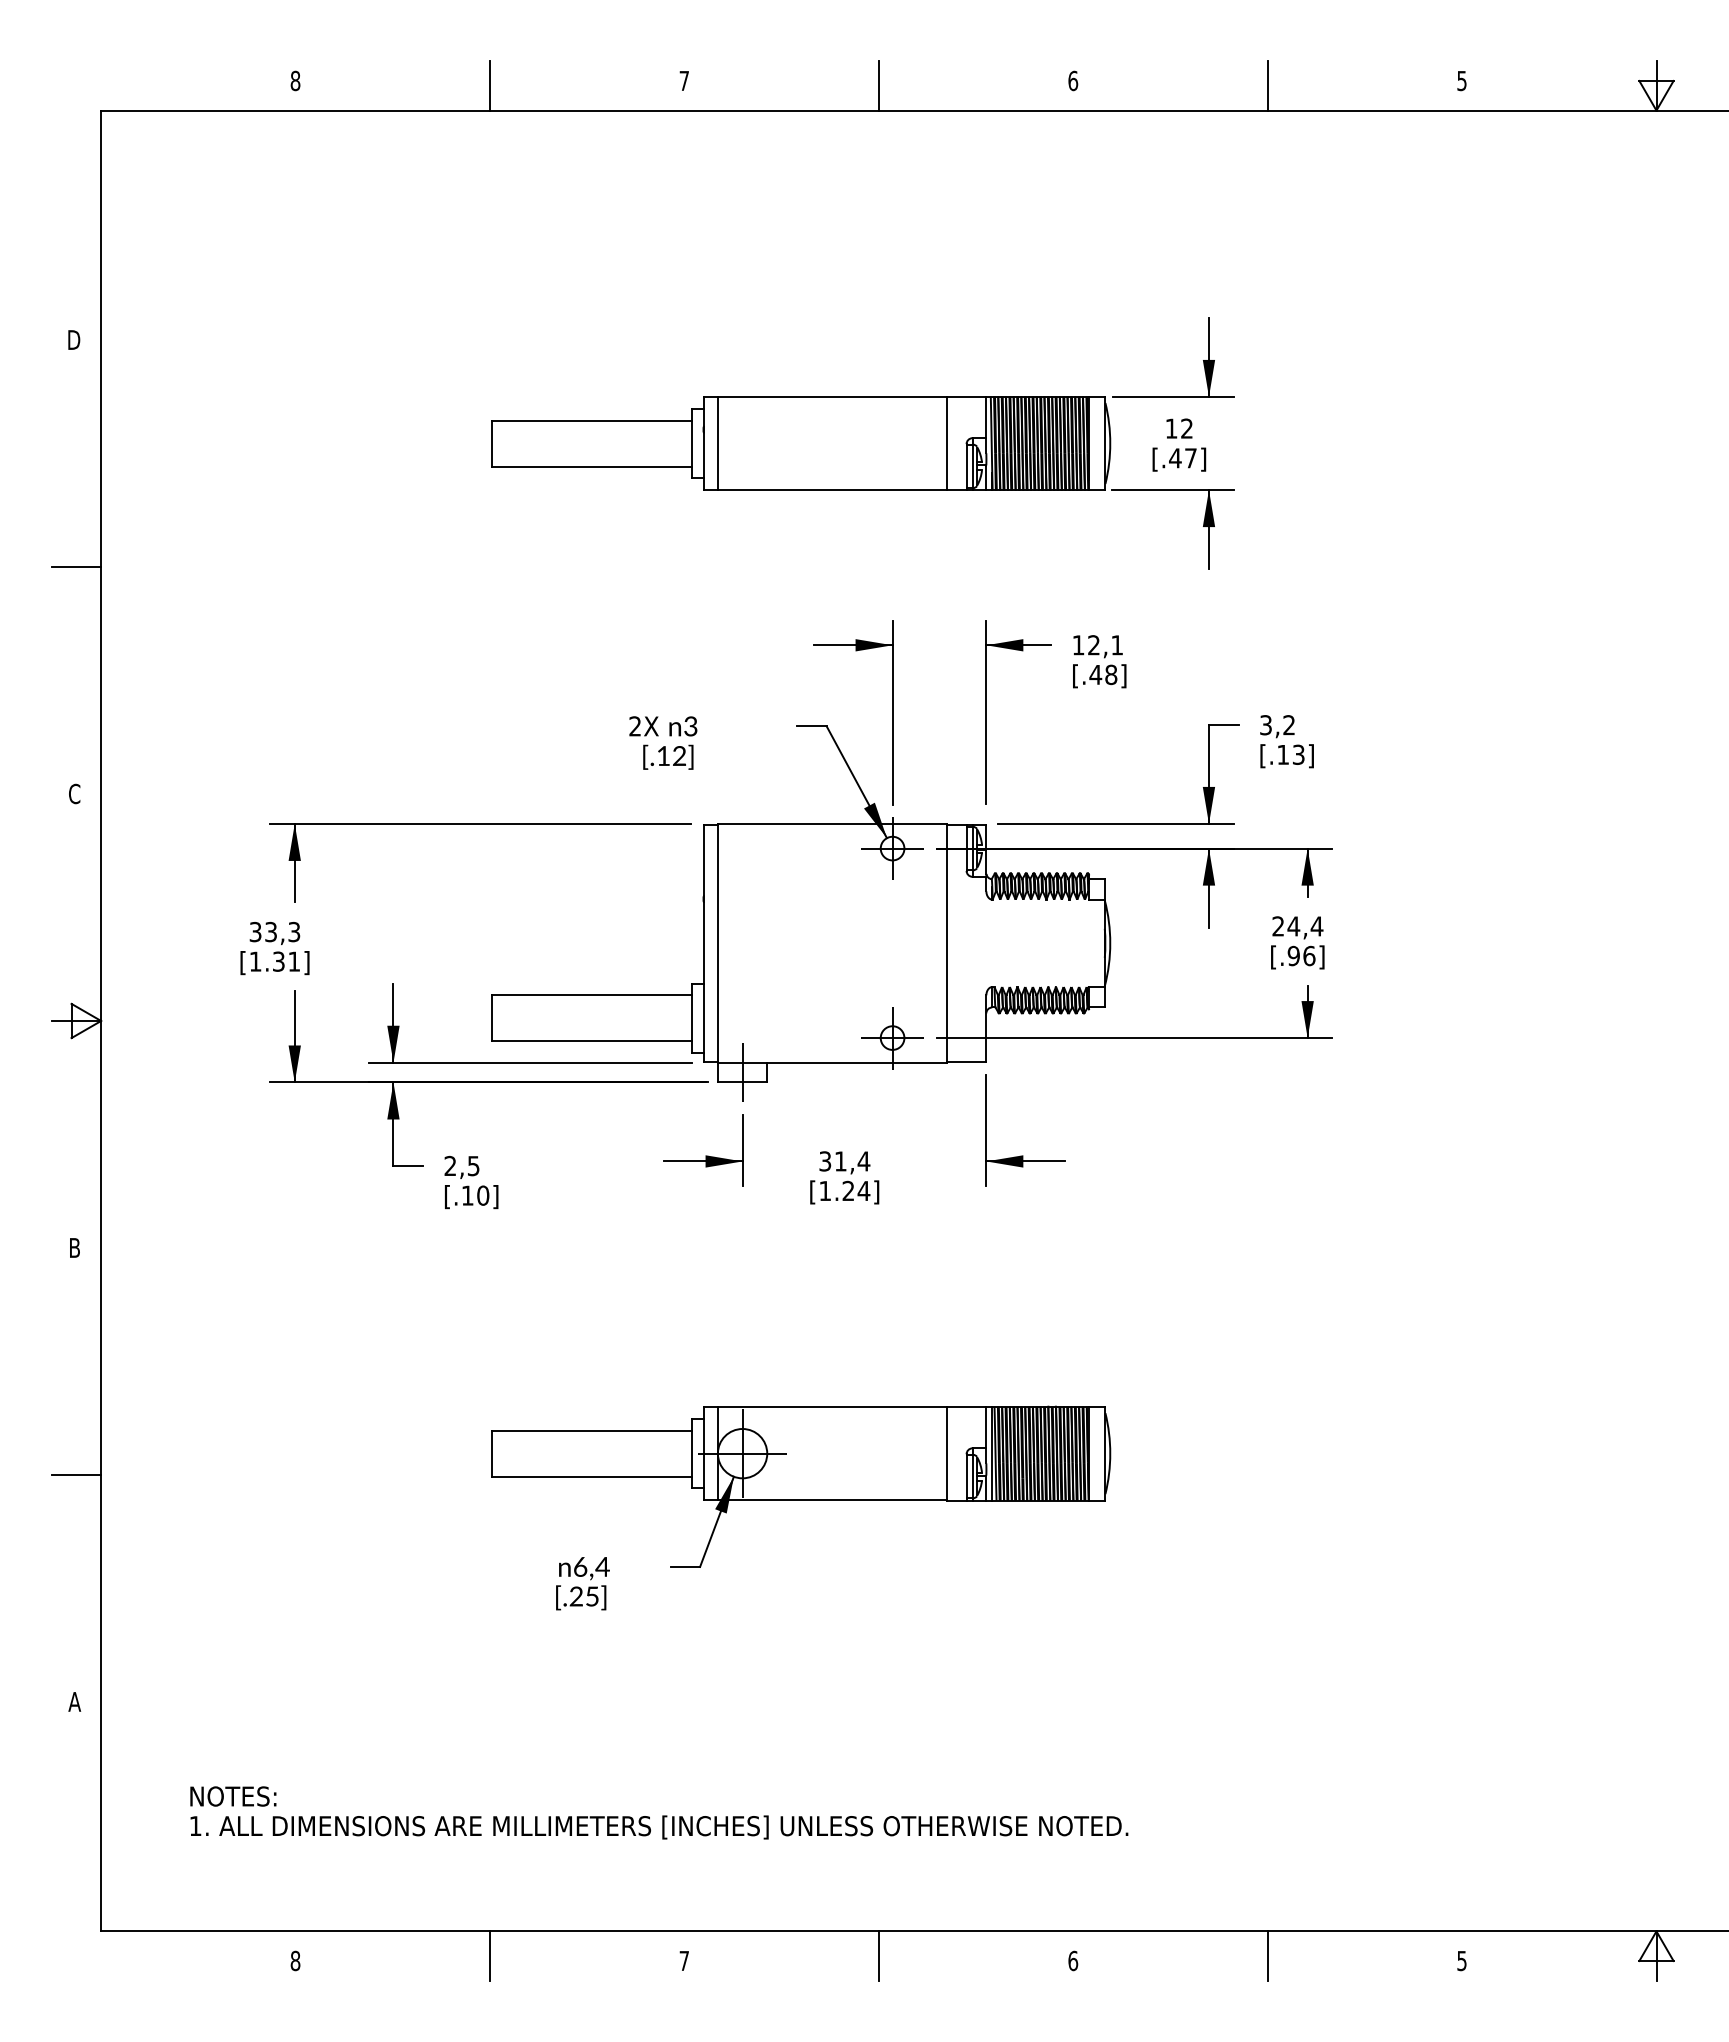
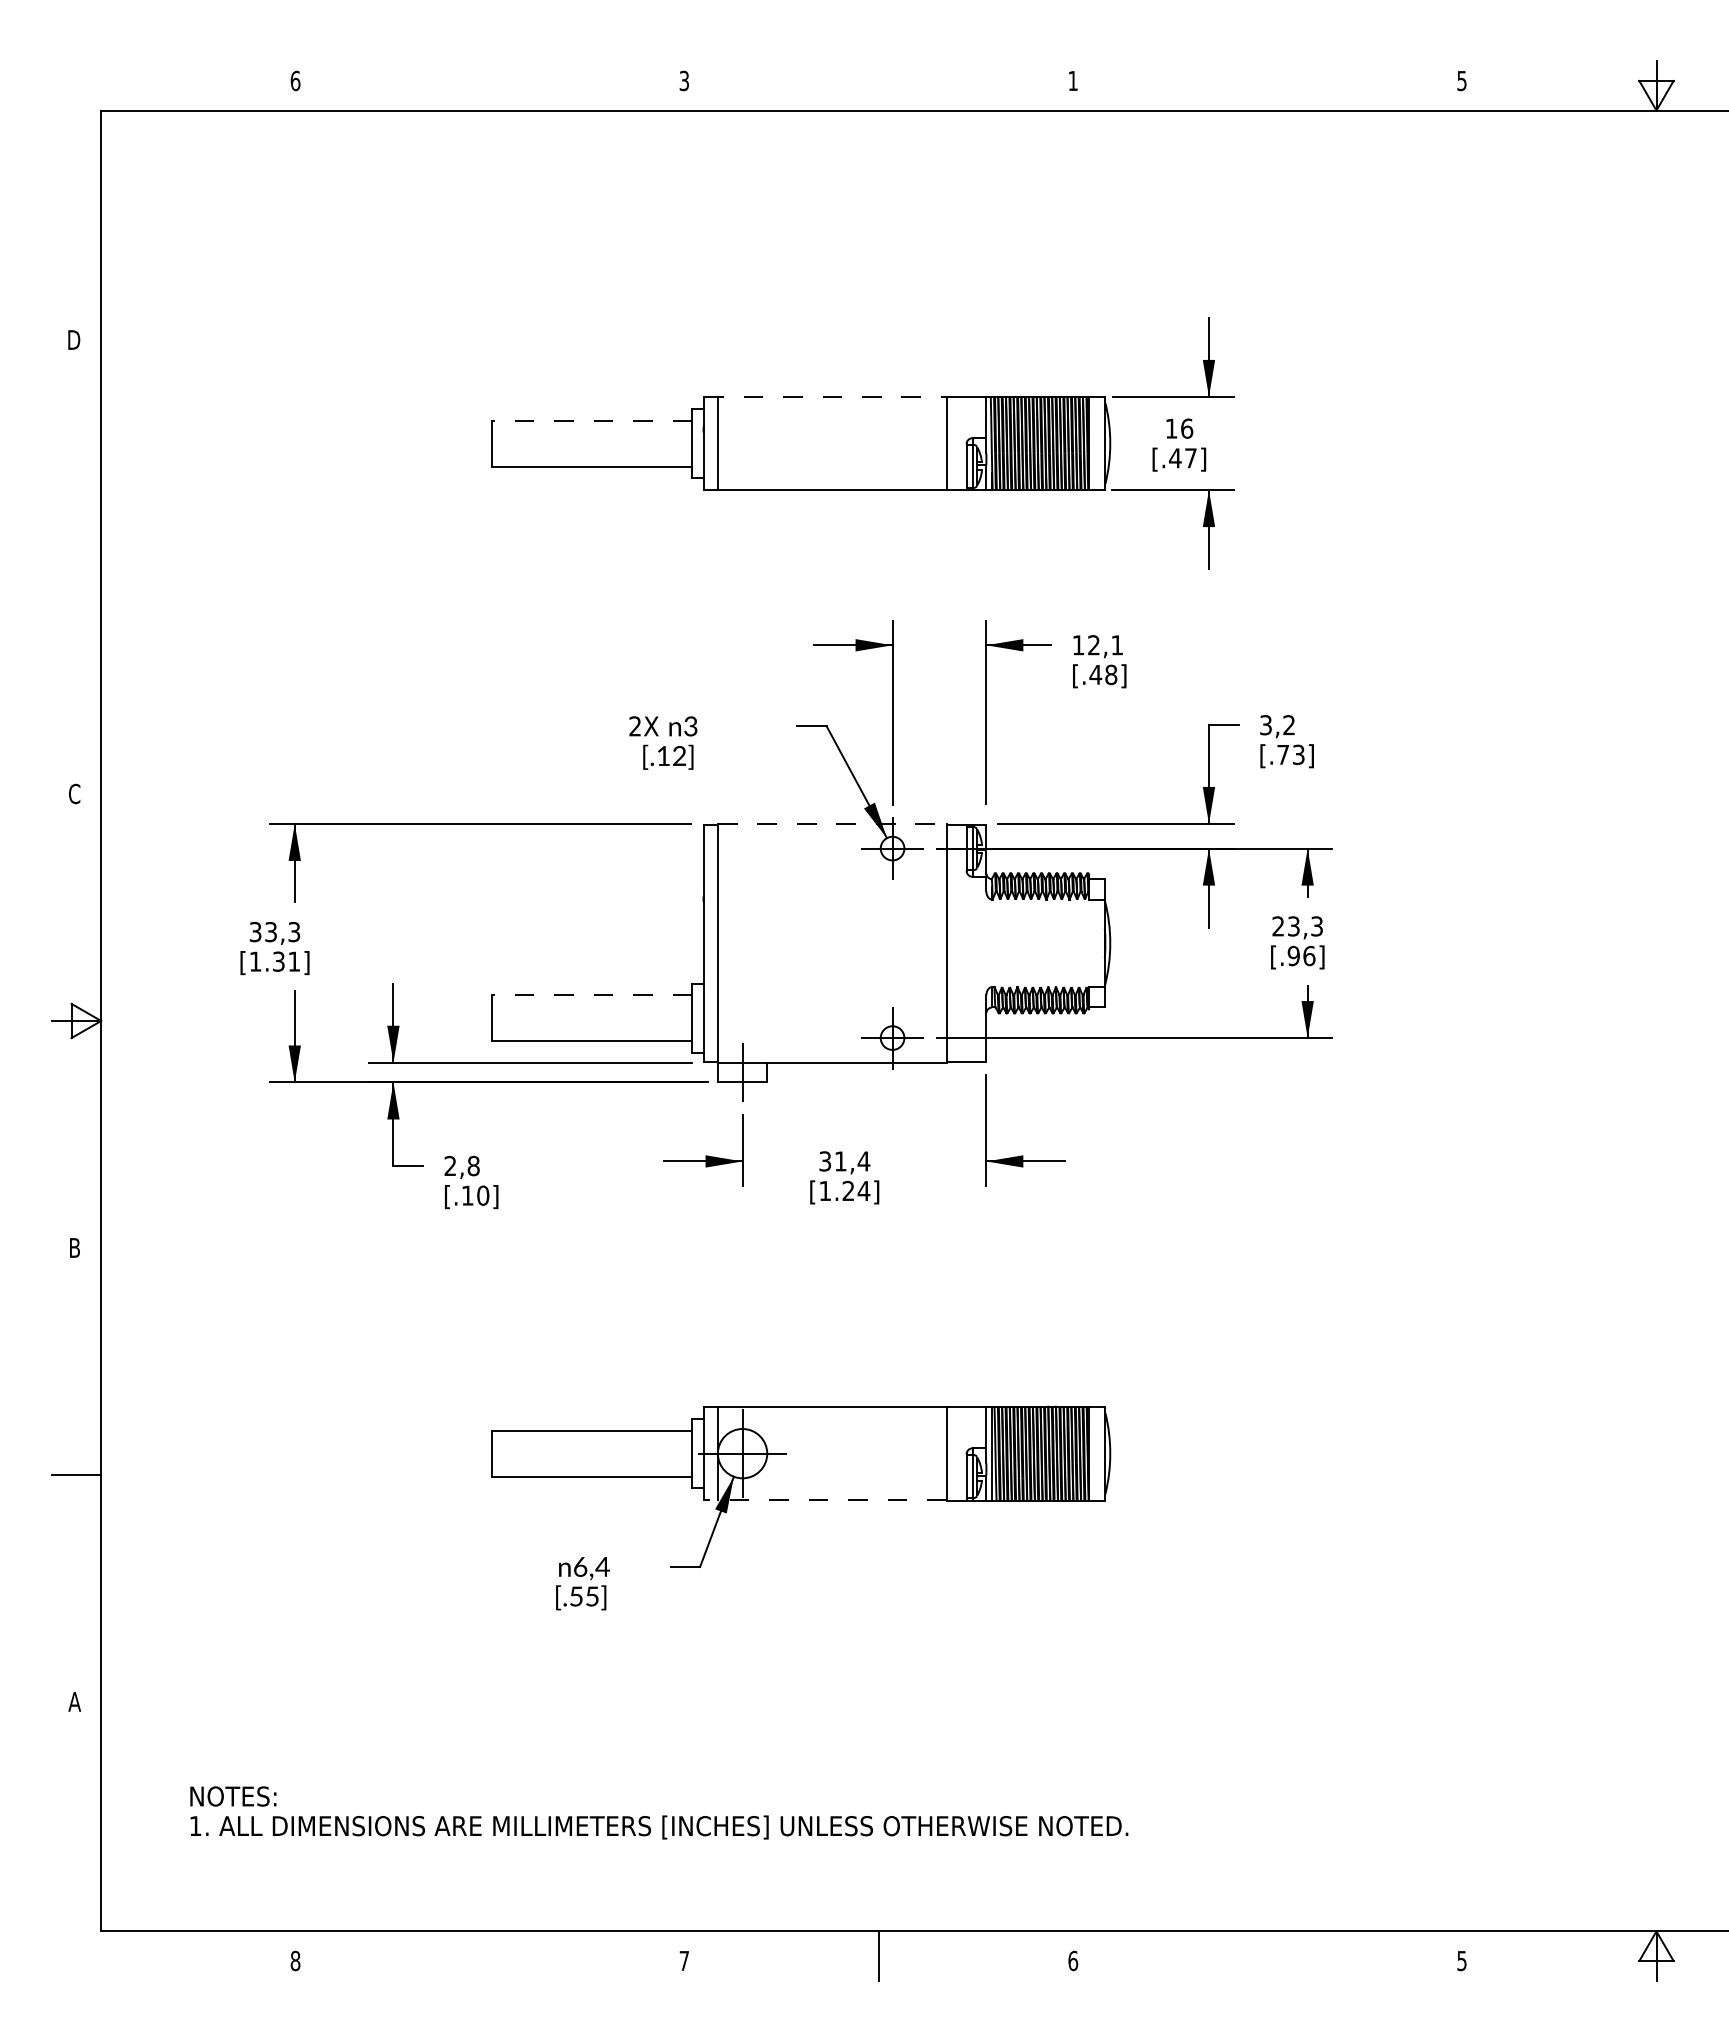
text: 8 -> 6 (295, 80)
text: 7 -> 3 (683, 80)
text: 6 -> 1 (1073, 80)
line: present -> none (490, 85)
line: present -> none (878, 85)
line: present -> none (1267, 85)
line: solid -> dashed (825, 396)
line: solid -> dashed (591, 420)
text: 12 -> 16 (1187, 428)
line: present -> none (76, 567)
text: [.13] -> [.73] (1282, 754)
line: solid -> dashed (832, 823)
text: 24,4 -> 23,3 (1305, 926)
line: solid -> dashed (591, 995)
text: 2,5 -> 2,8 (473, 1165)
line: solid -> dashed (824, 1500)
text: [.25] -> [.55] (575, 1596)
line: present -> none (490, 1955)
line: present -> none (1267, 1955)
